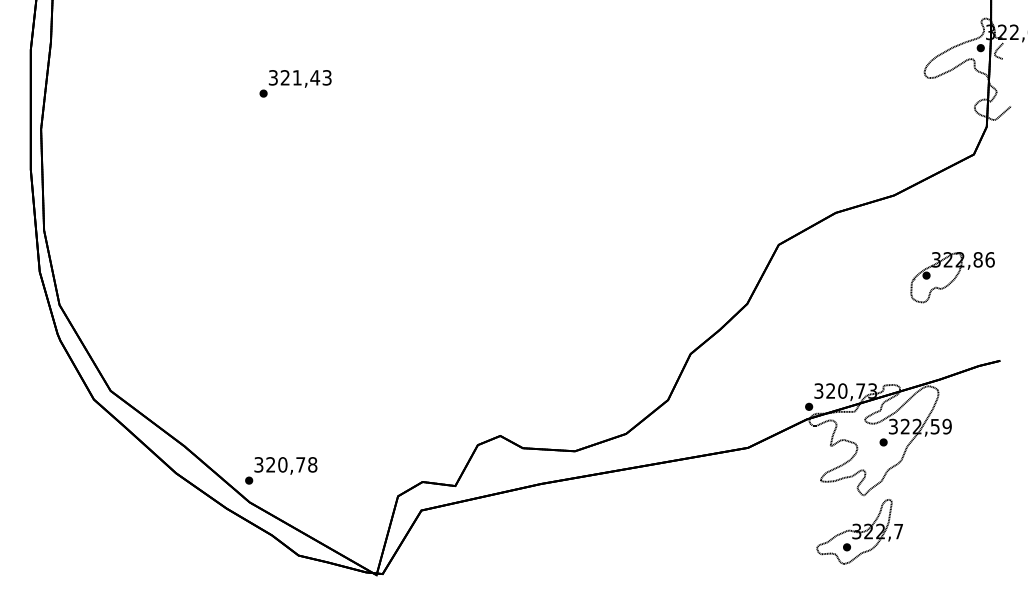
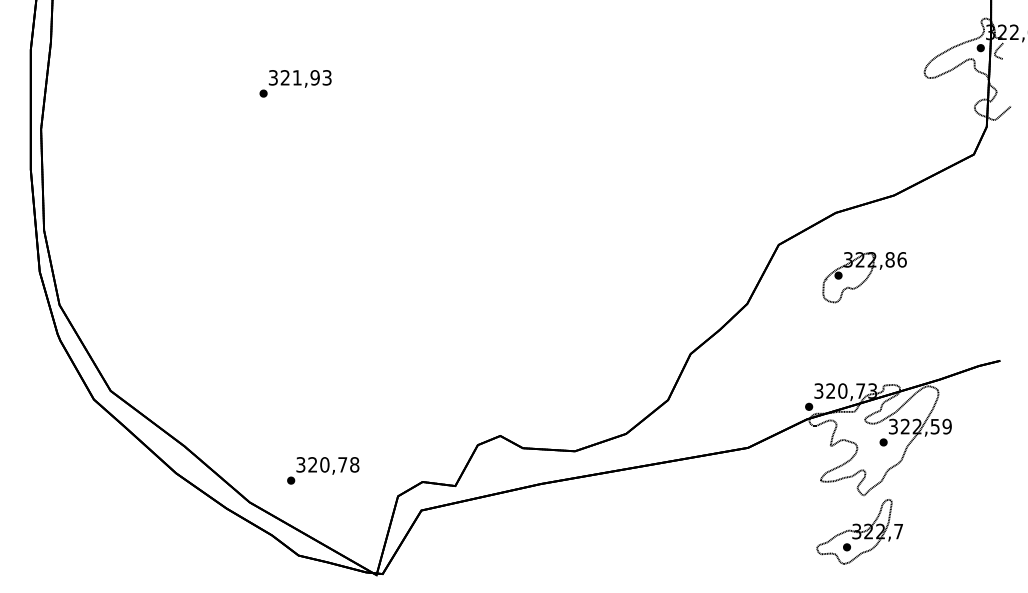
text: 321,43 -> 321,93 (315, 77)
part position: (952, 277) -> (864, 277) (864, 277)
text position: (281, 470) -> (323, 470) (323, 470)
